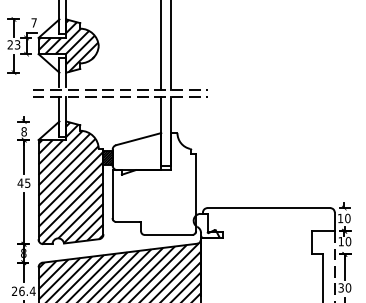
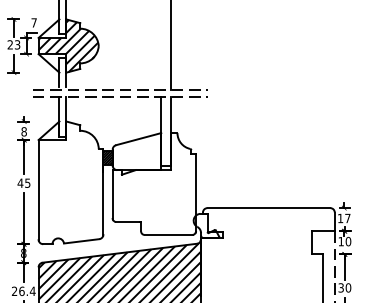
line: present -> none (161, 46)
hatch: present -> none (70, 183)
text: 10 -> 17 (347, 218)
